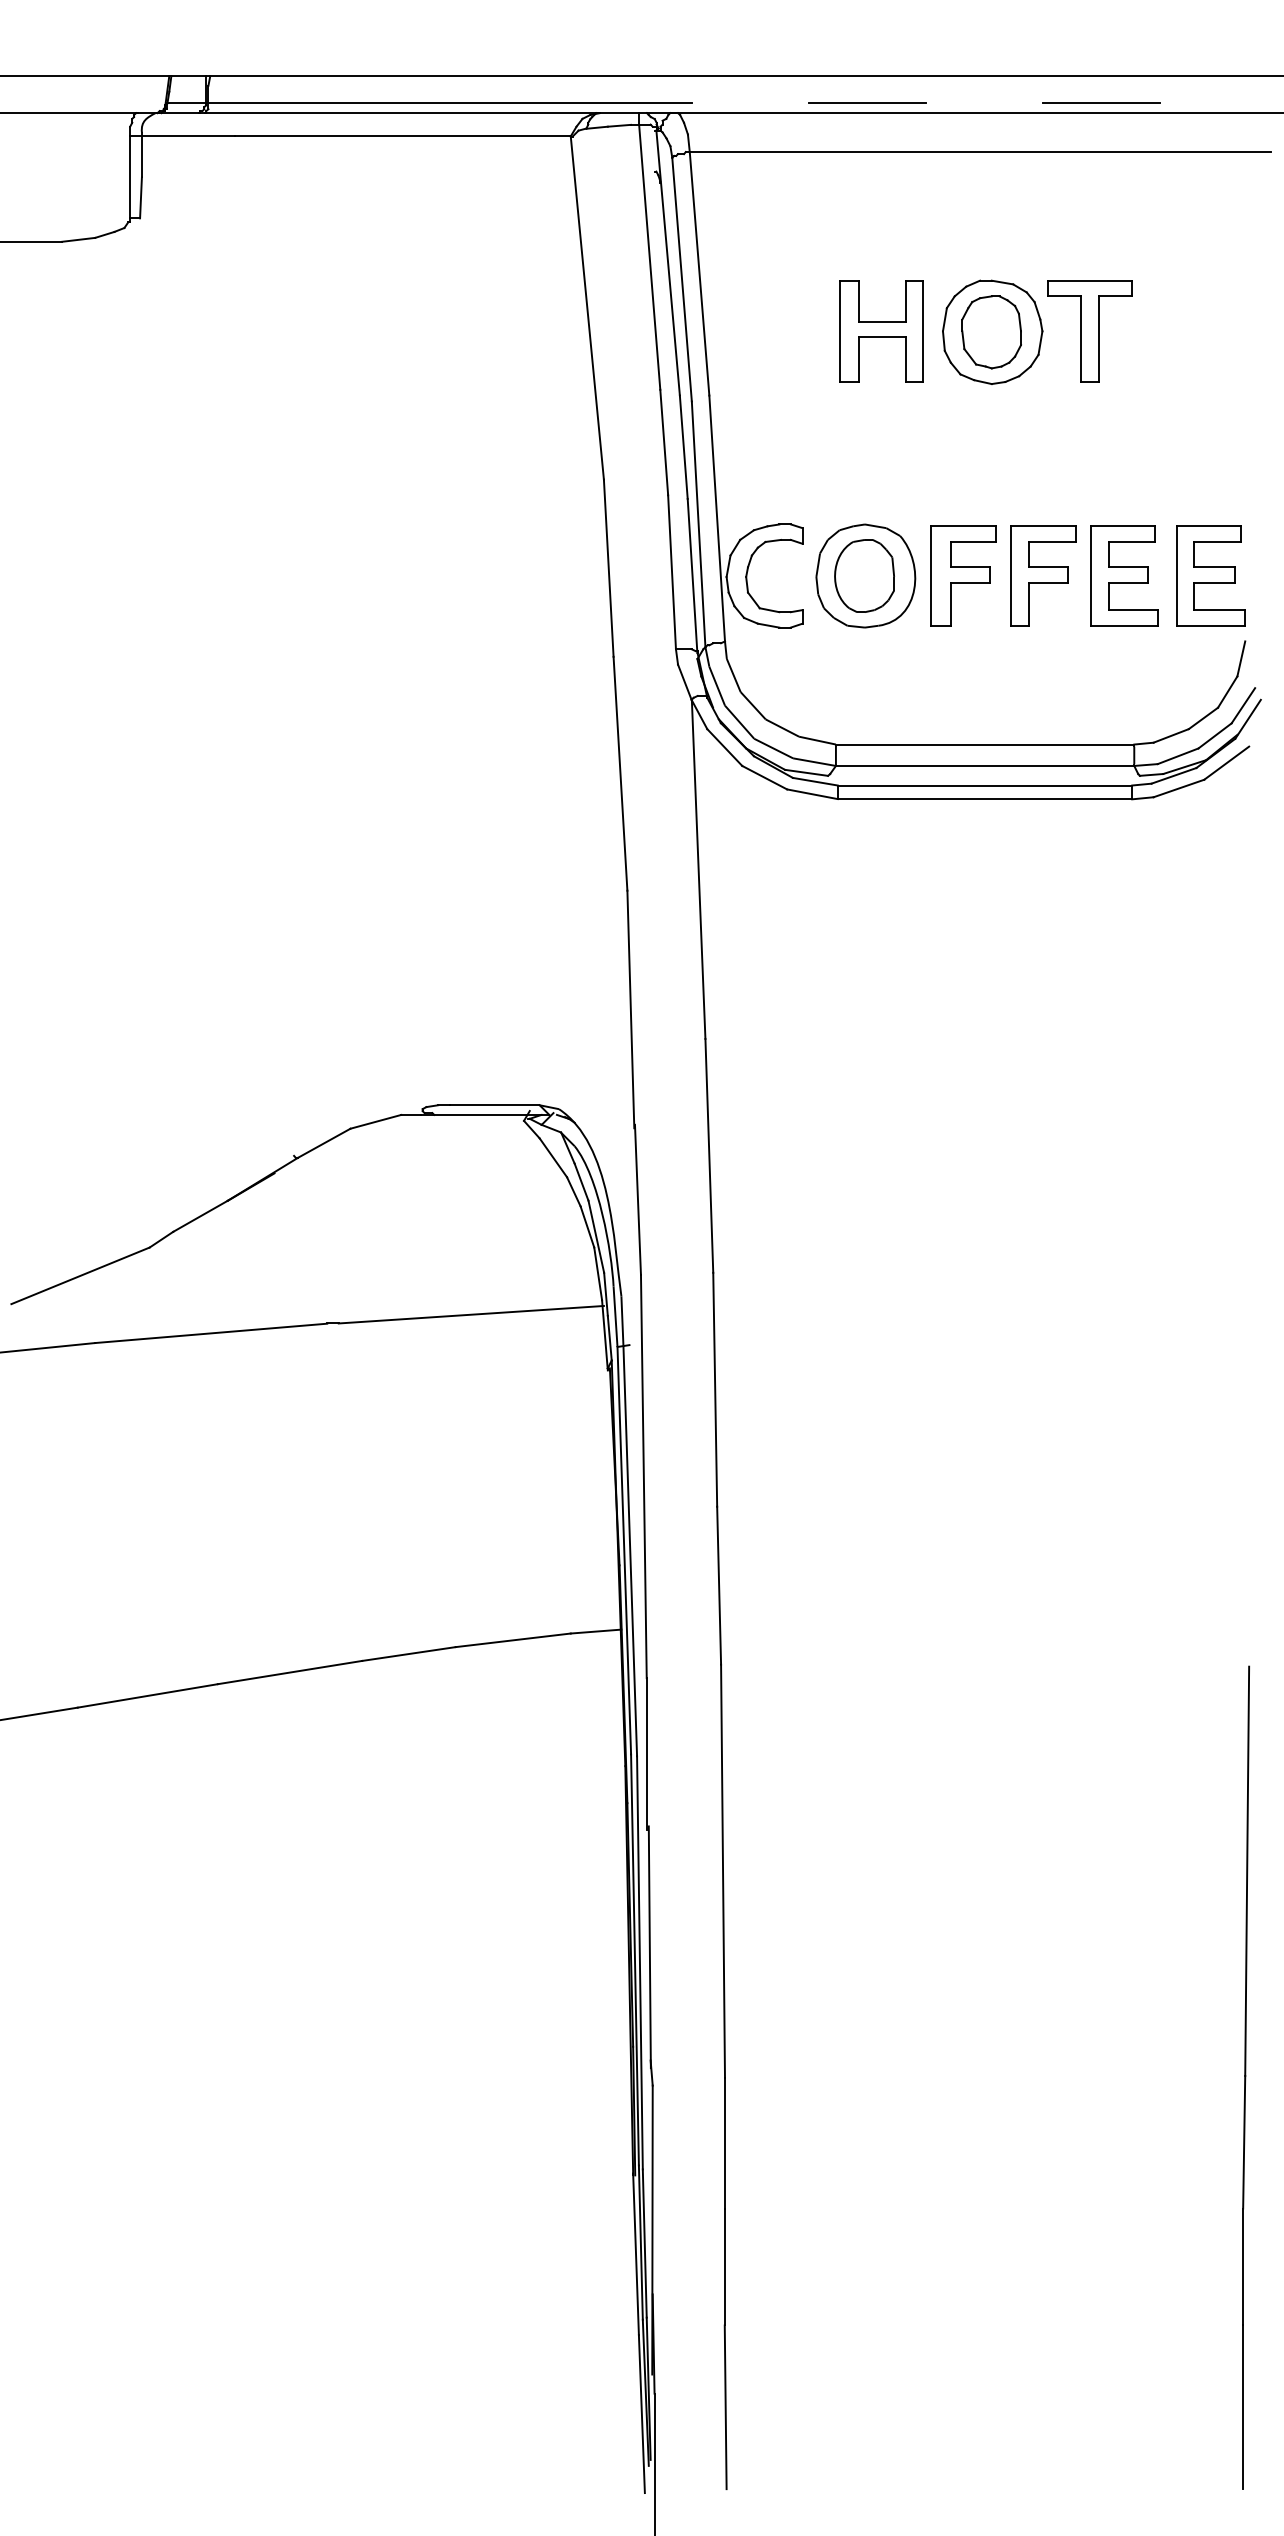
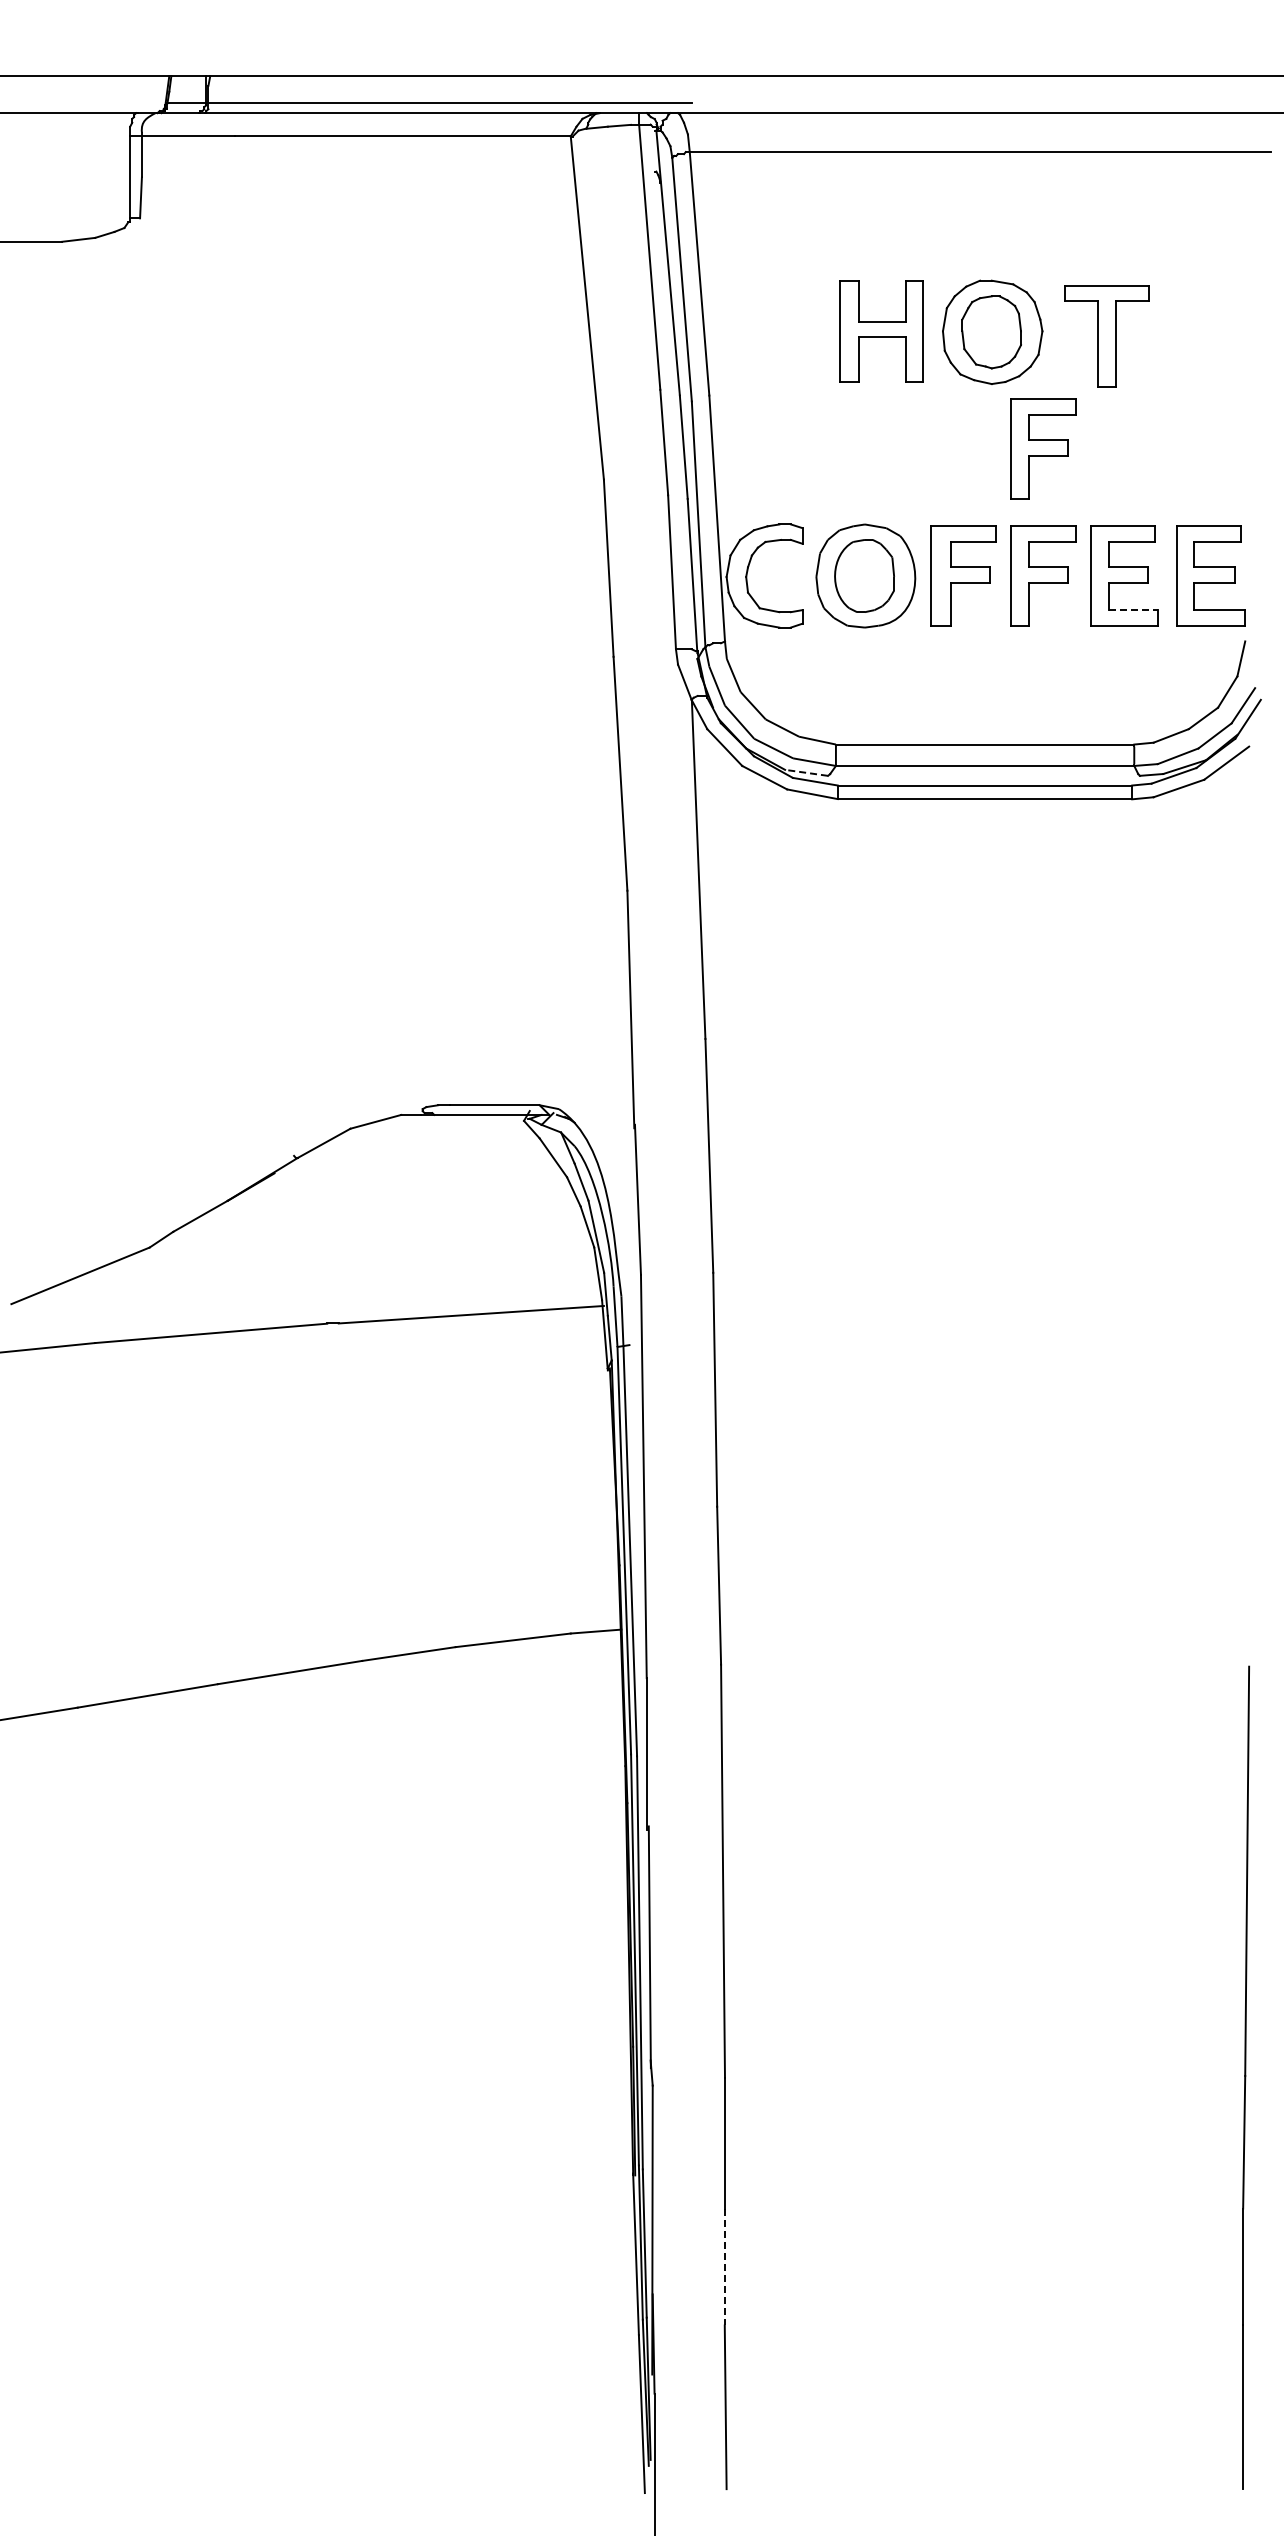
line: present -> none (866, 103)
line: present -> none (1100, 103)
part position: (1089, 331) -> (1106, 336) (1106, 336)
part: none -> present (1043, 448)
line: solid -> dashed (1133, 610)
line: solid -> dashed (806, 772)
line: solid -> dashed (724, 2267)
